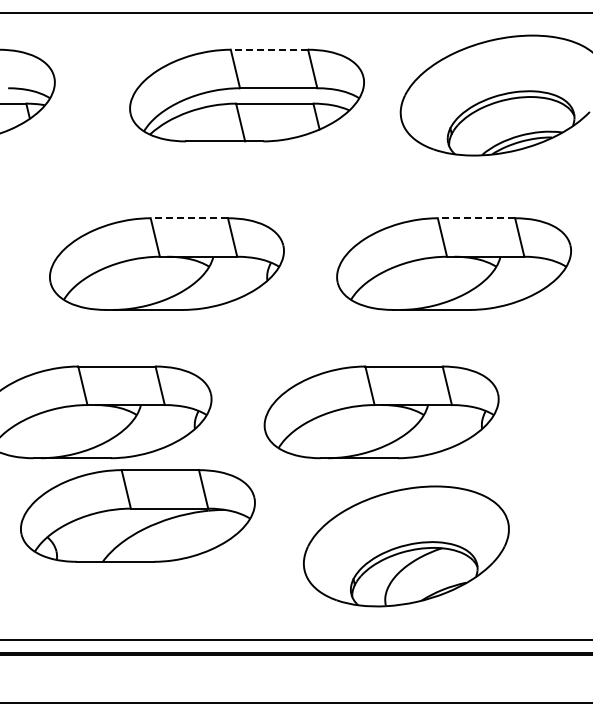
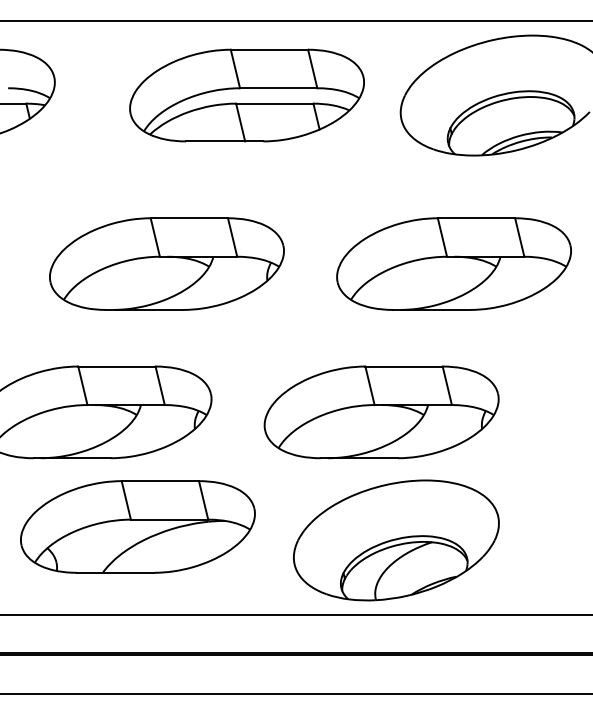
line position: (295, 13) -> (295, 21) (295, 21)
line: dashed -> solid (269, 49)
line: dashed -> solid (189, 218)
line: dashed -> solid (476, 218)
part position: (137, 515) -> (137, 526) (137, 526)
part position: (406, 546) -> (396, 540) (396, 540)
line position: (295, 639) -> (295, 614) (295, 614)
line position: (295, 702) -> (295, 693) (295, 693)
